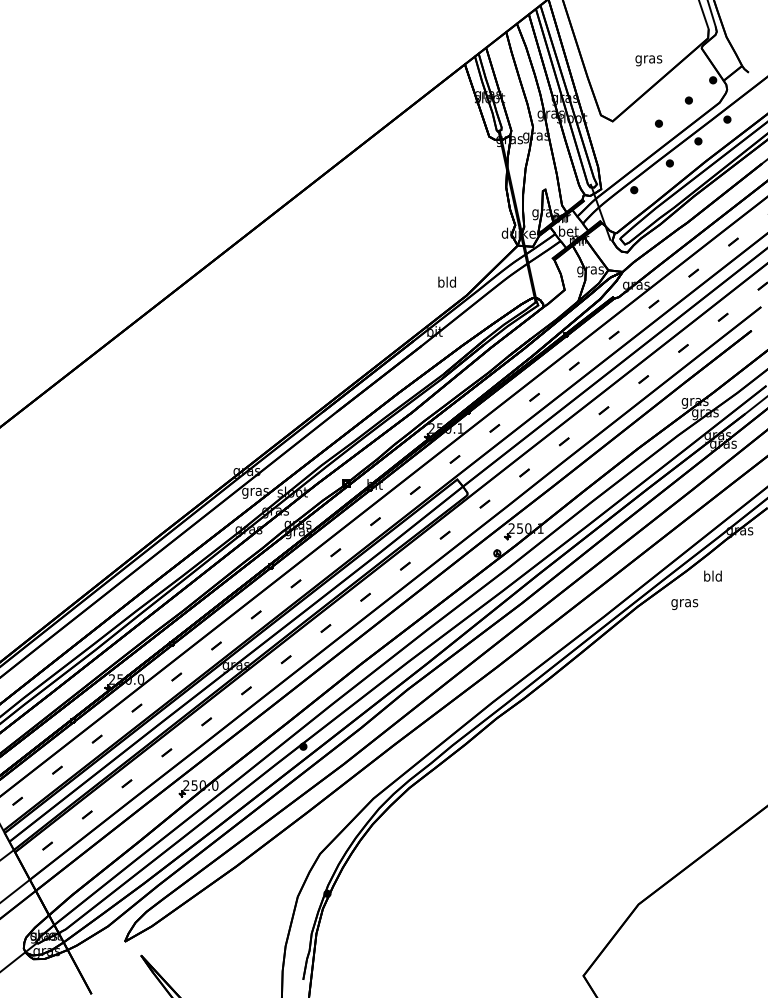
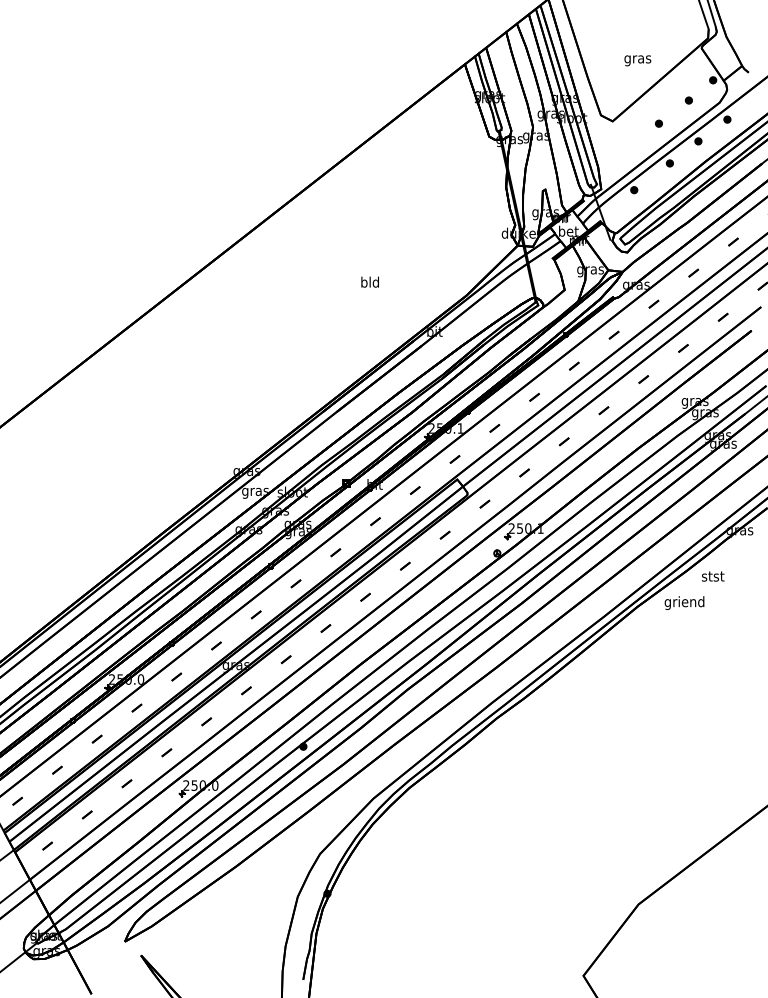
text position: (648, 60) -> (637, 60) (637, 60)
text position: (446, 281) -> (369, 281) (369, 281)
text: bld -> stst (712, 575)
text: gras -> griend (684, 603)
